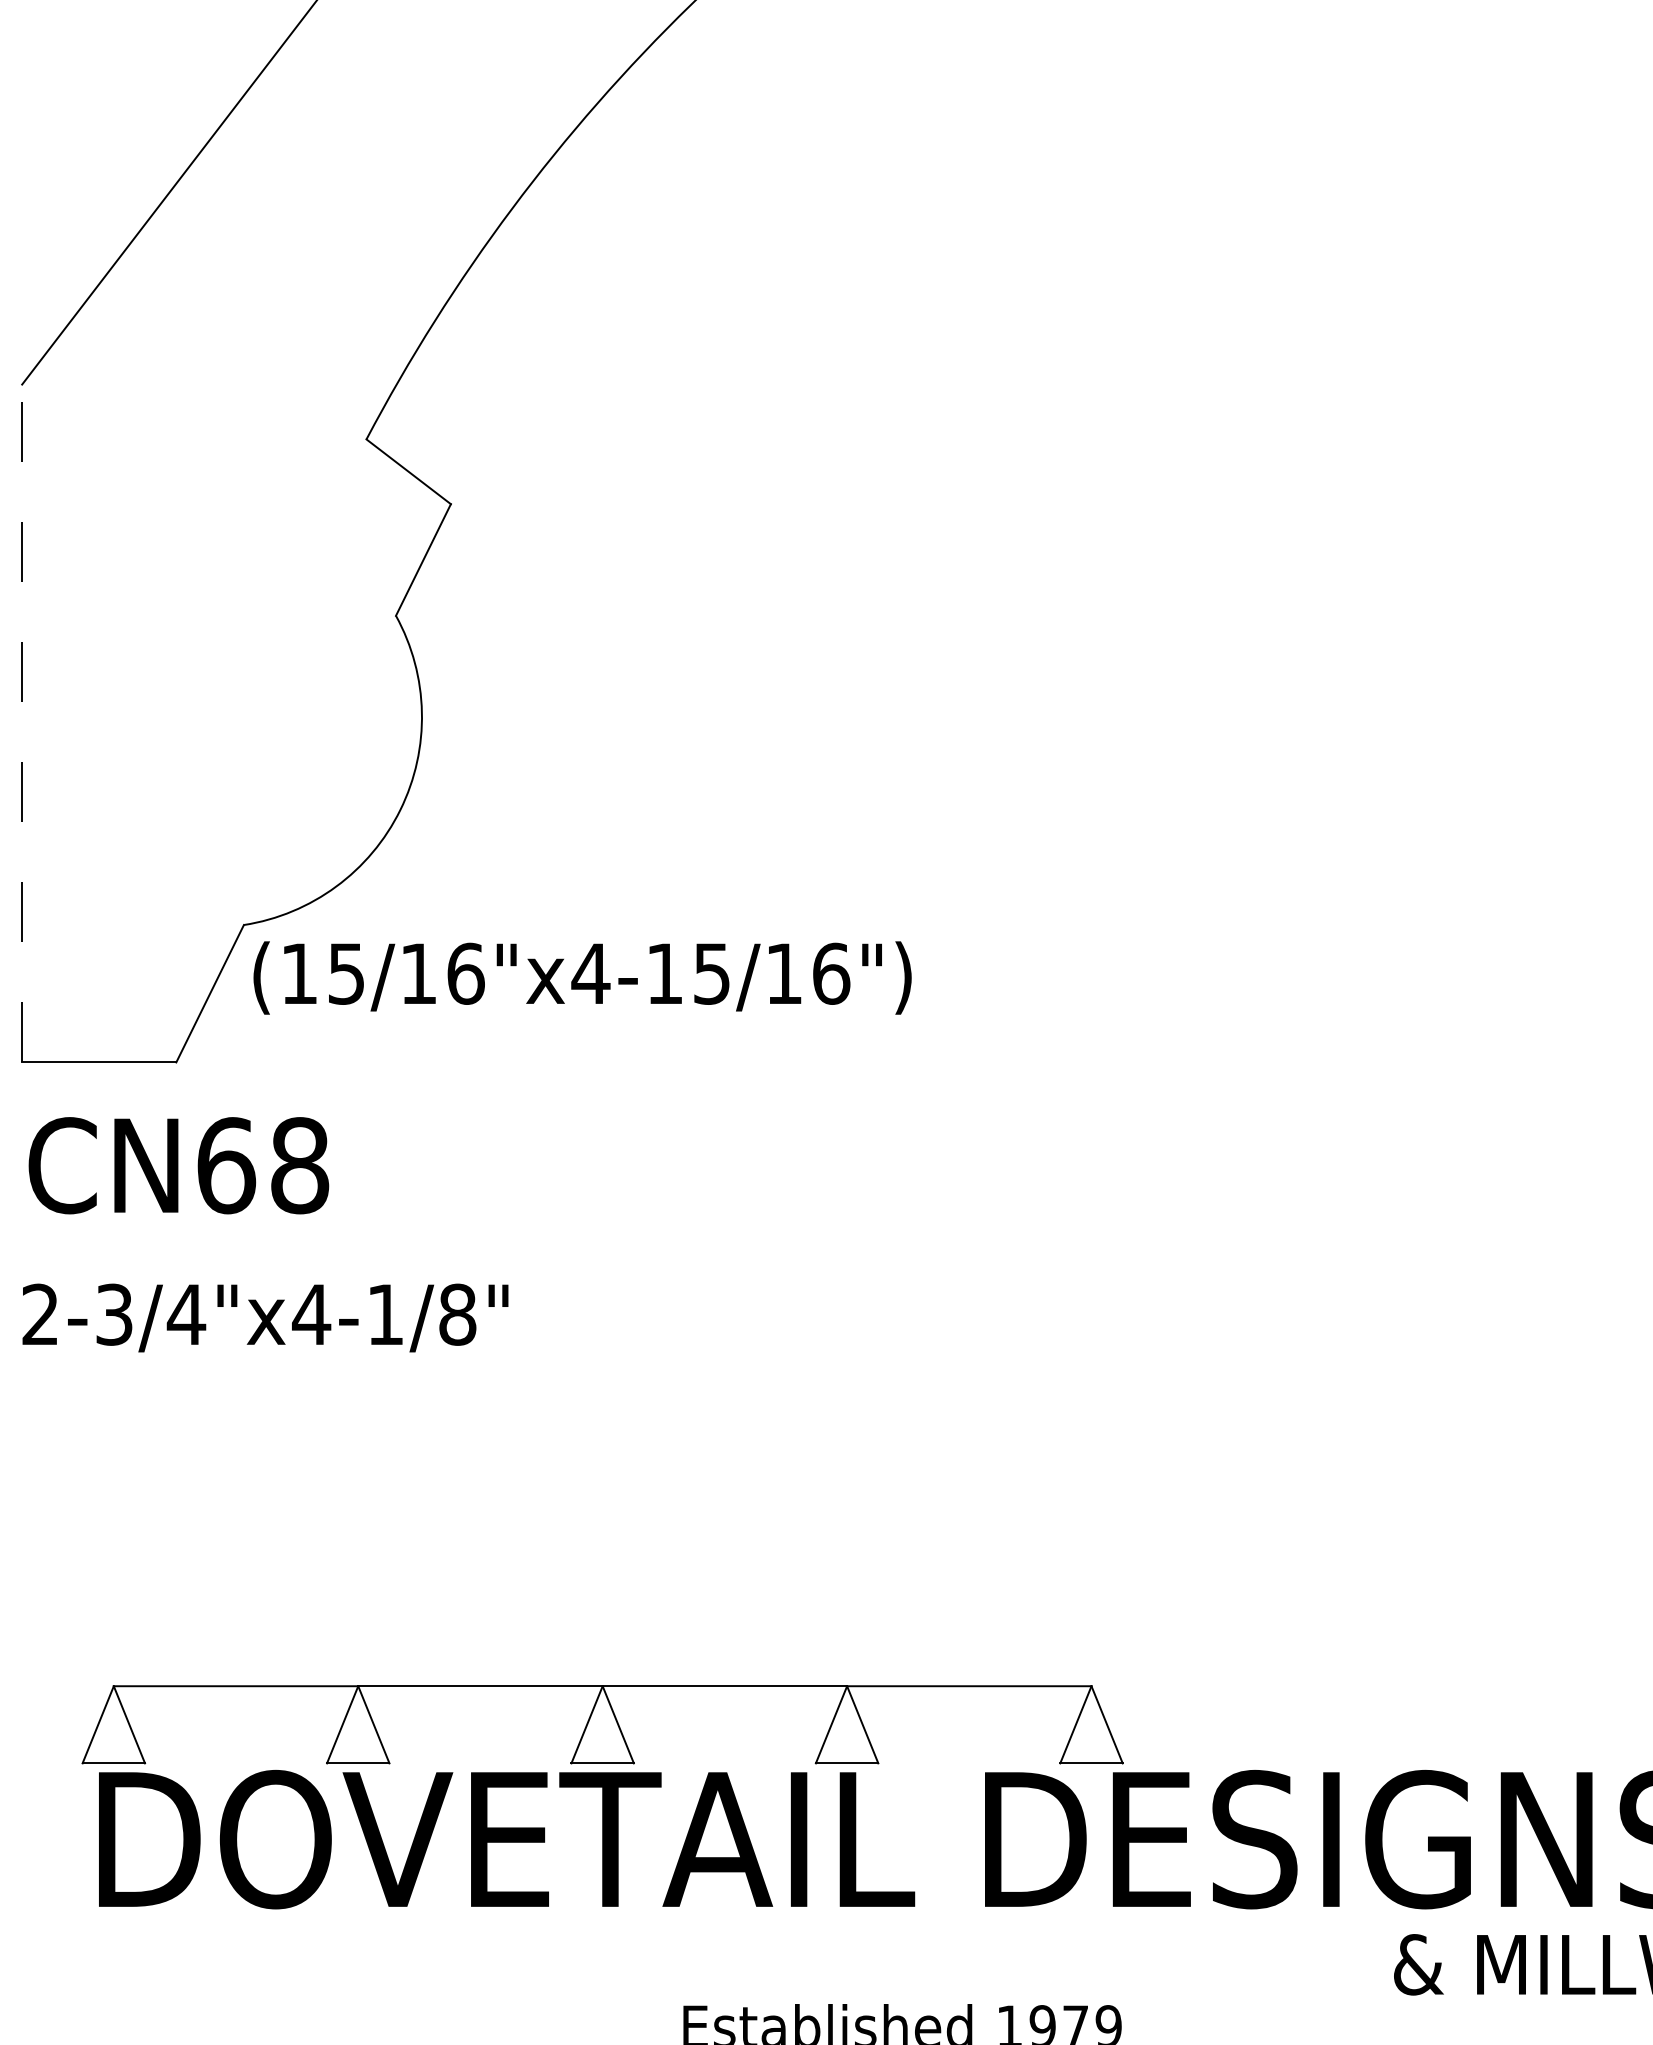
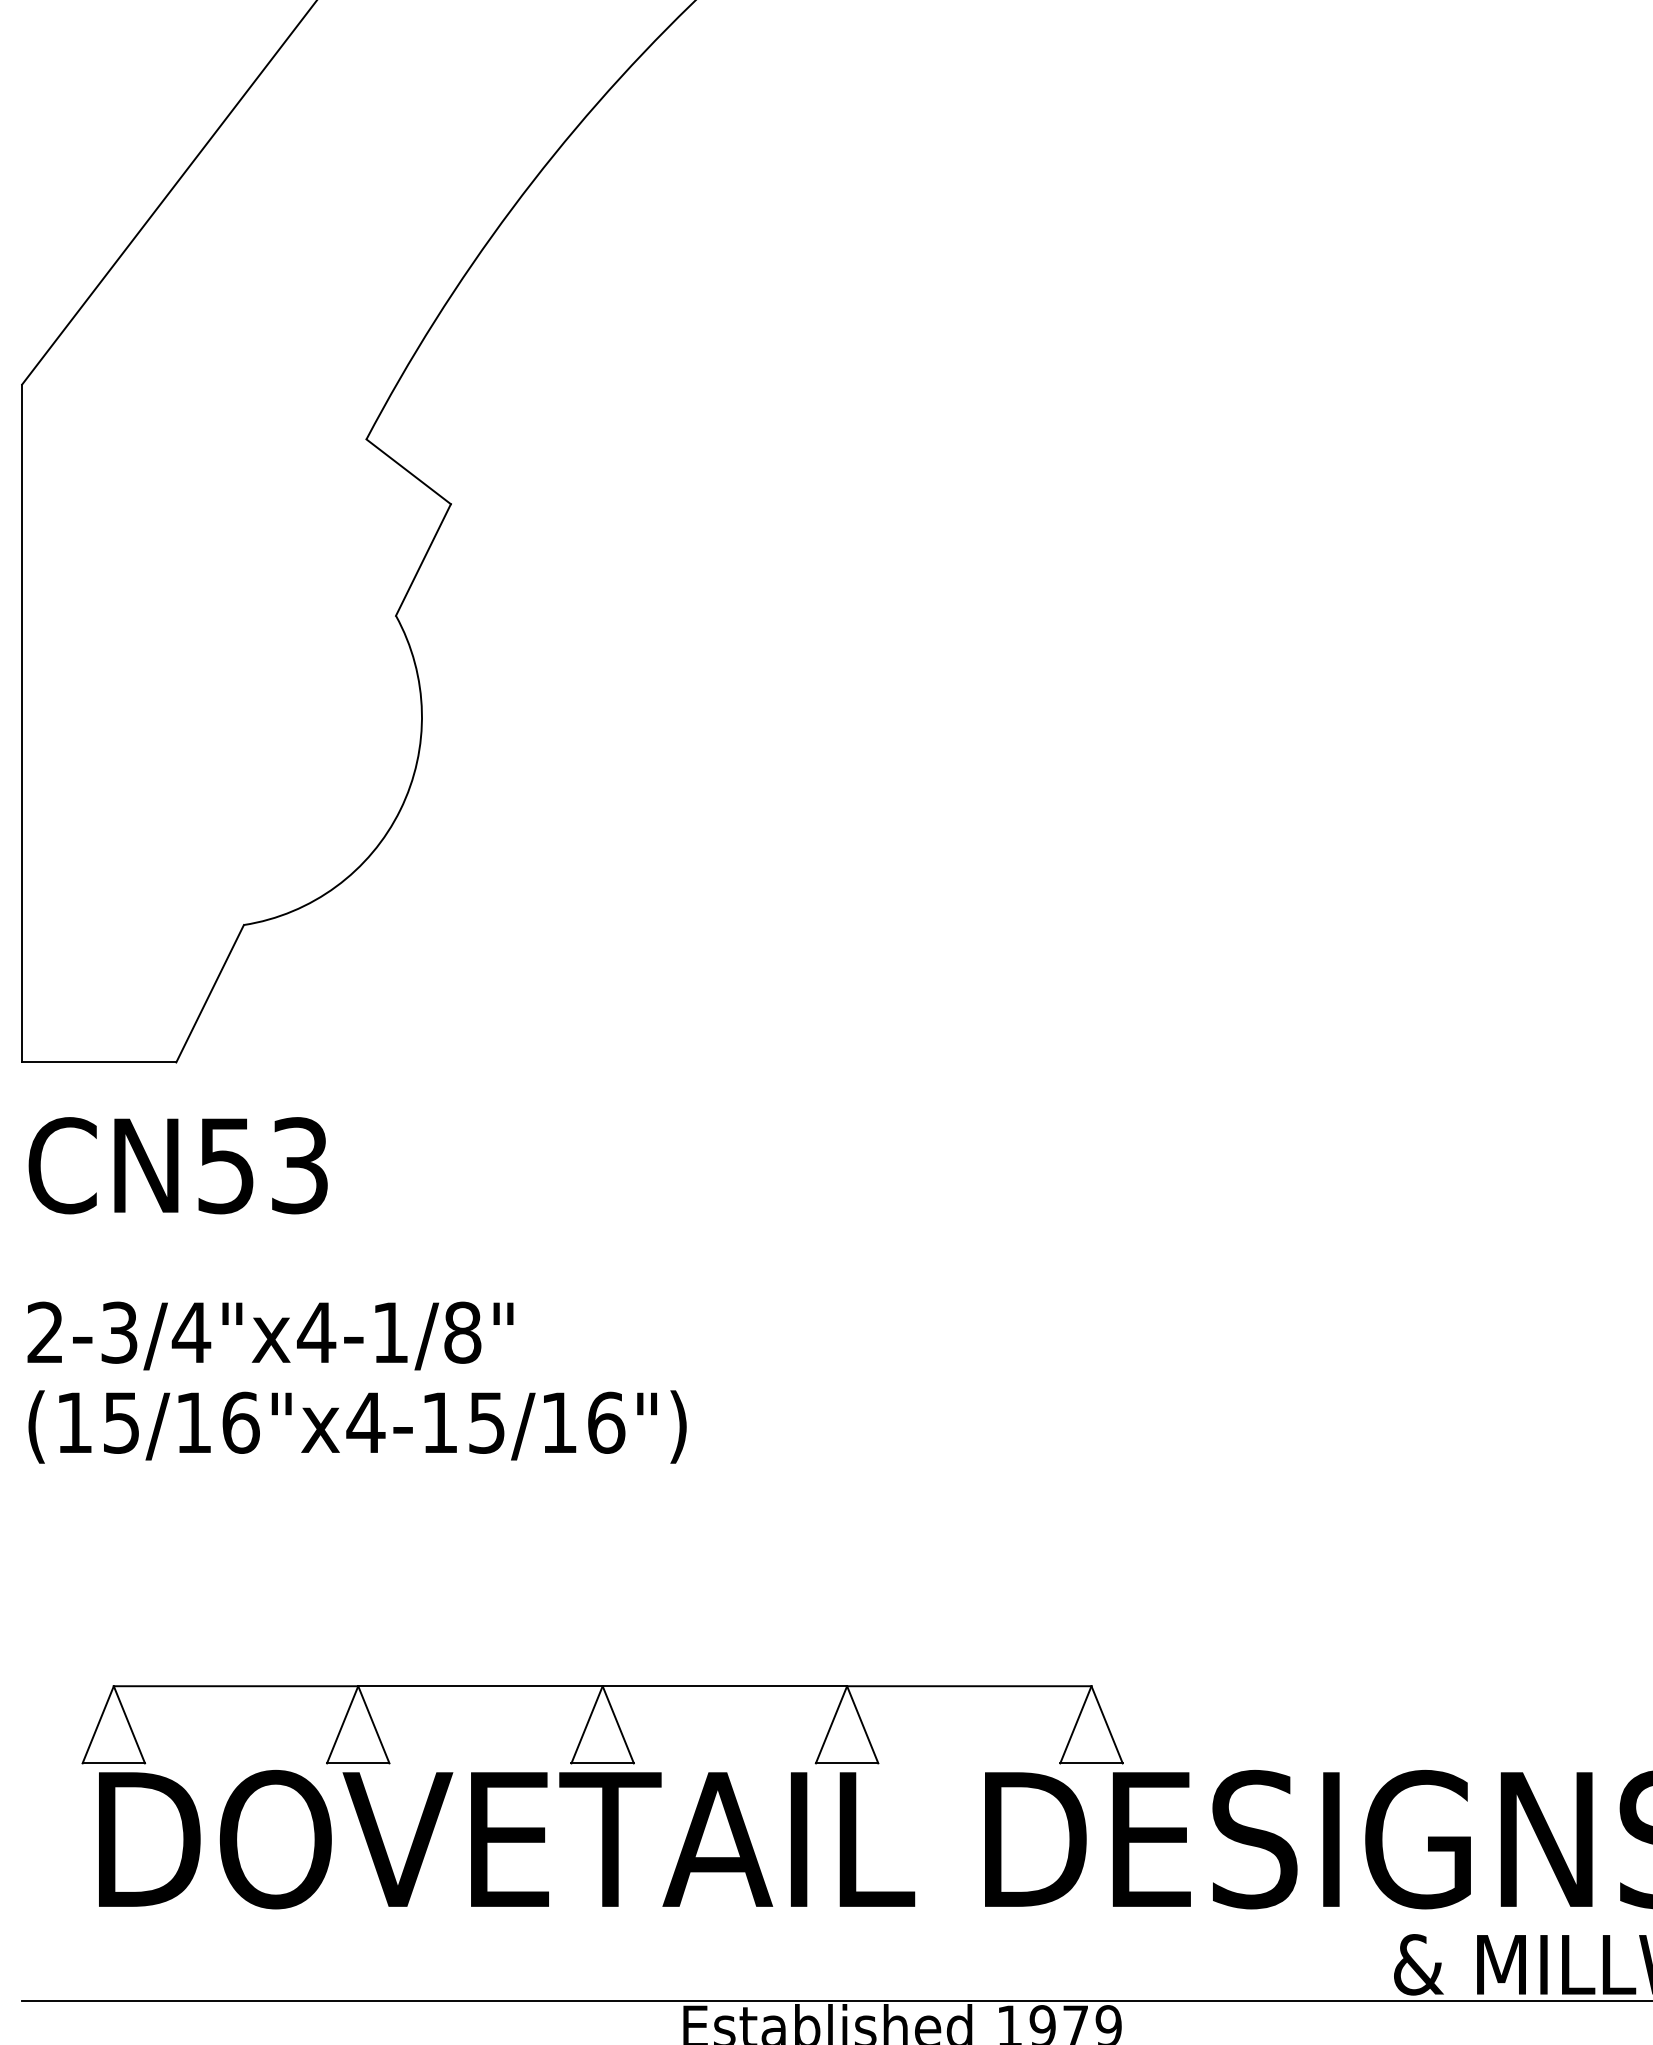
line: dashed -> solid (22, 723)
text position: (582, 977) -> (357, 1426) (357, 1426)
text: CN68 -> CN53 (263, 1165)
text position: (265, 1317) -> (270, 1335) (270, 1335)
line: none -> present (835, 2000)
